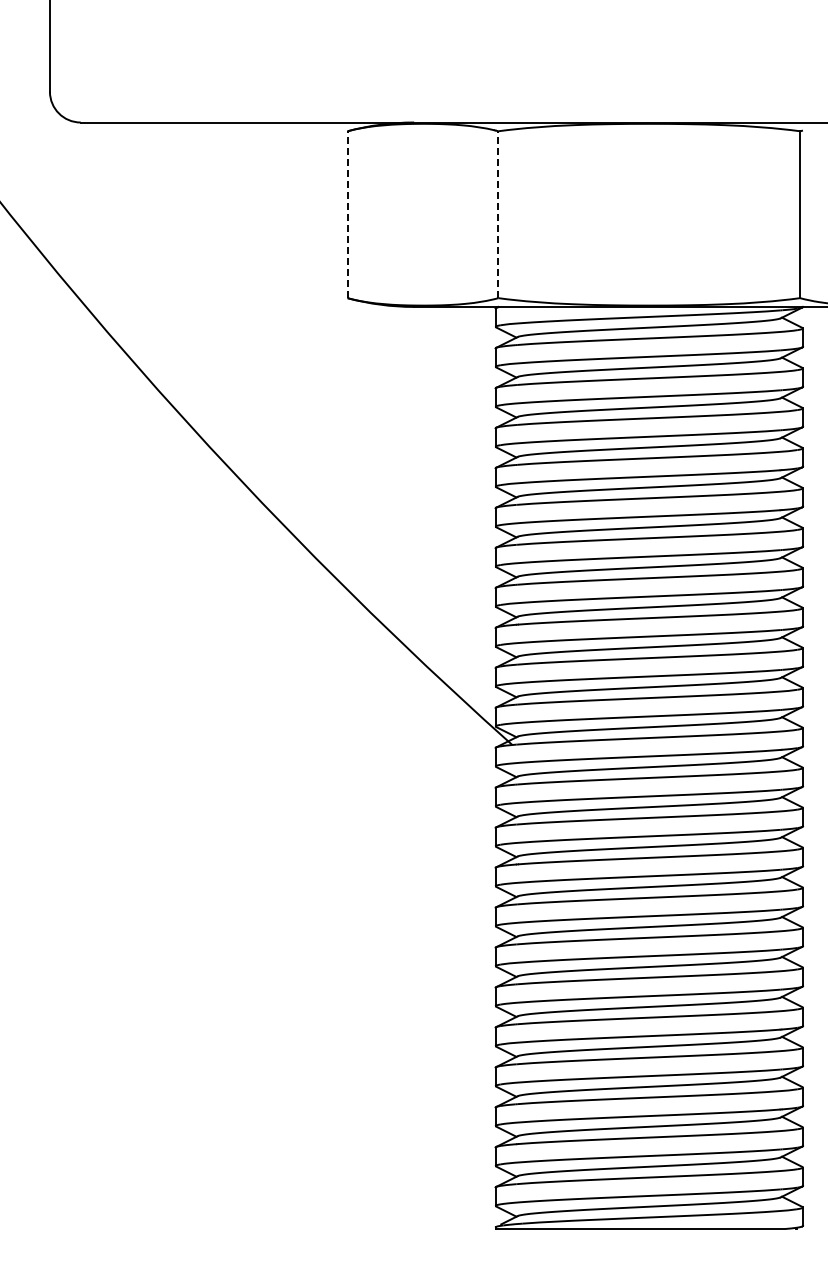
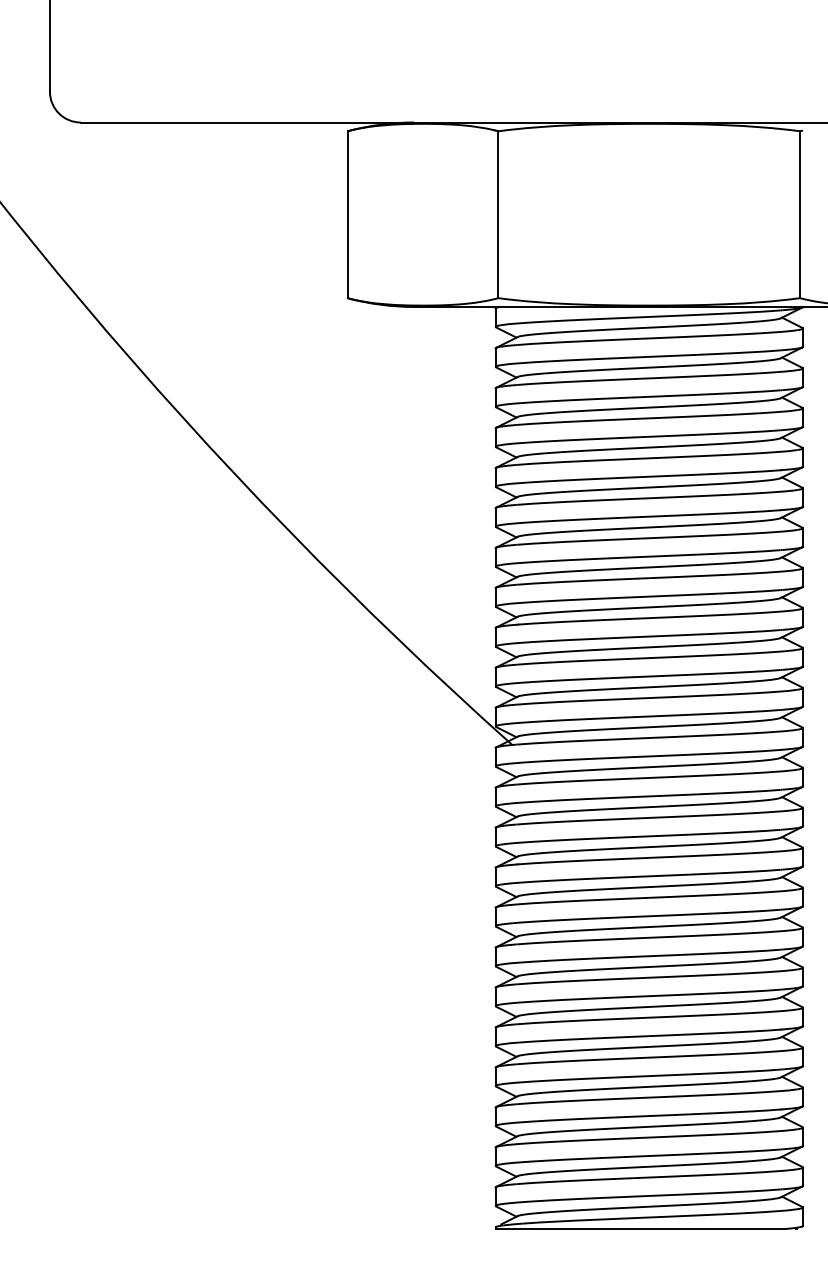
line: dashed -> solid (347, 214)
line: dashed -> solid (498, 214)
